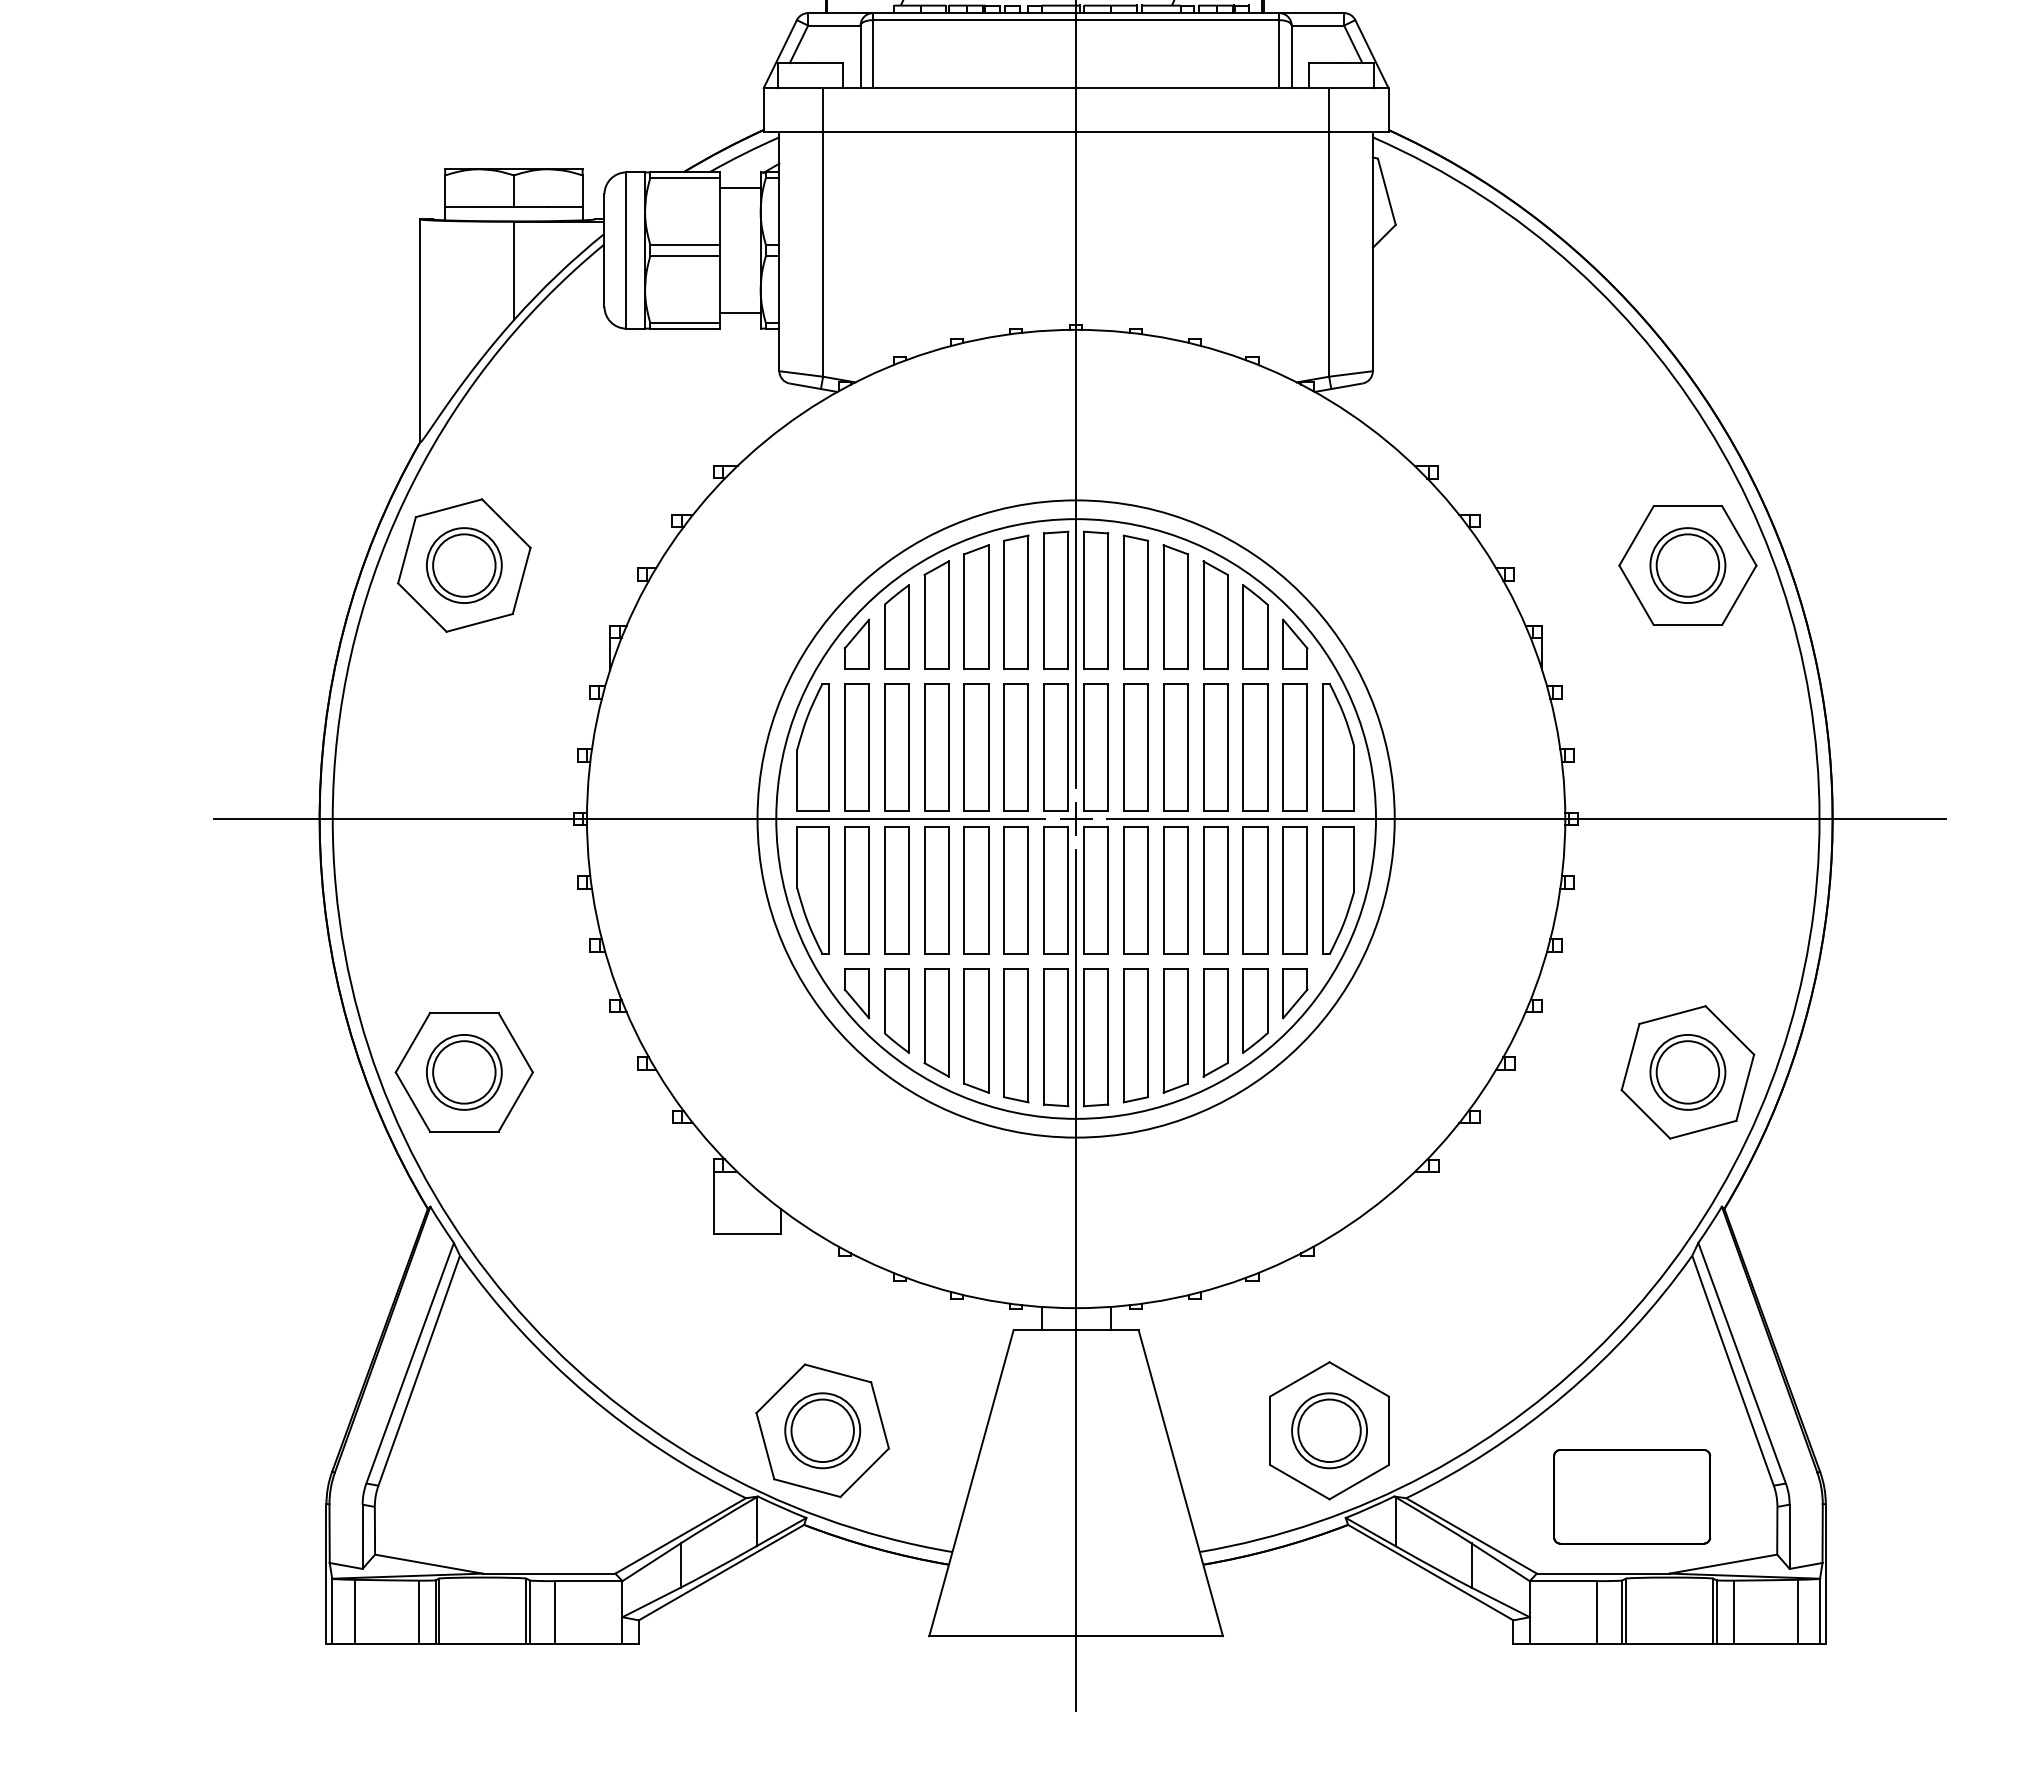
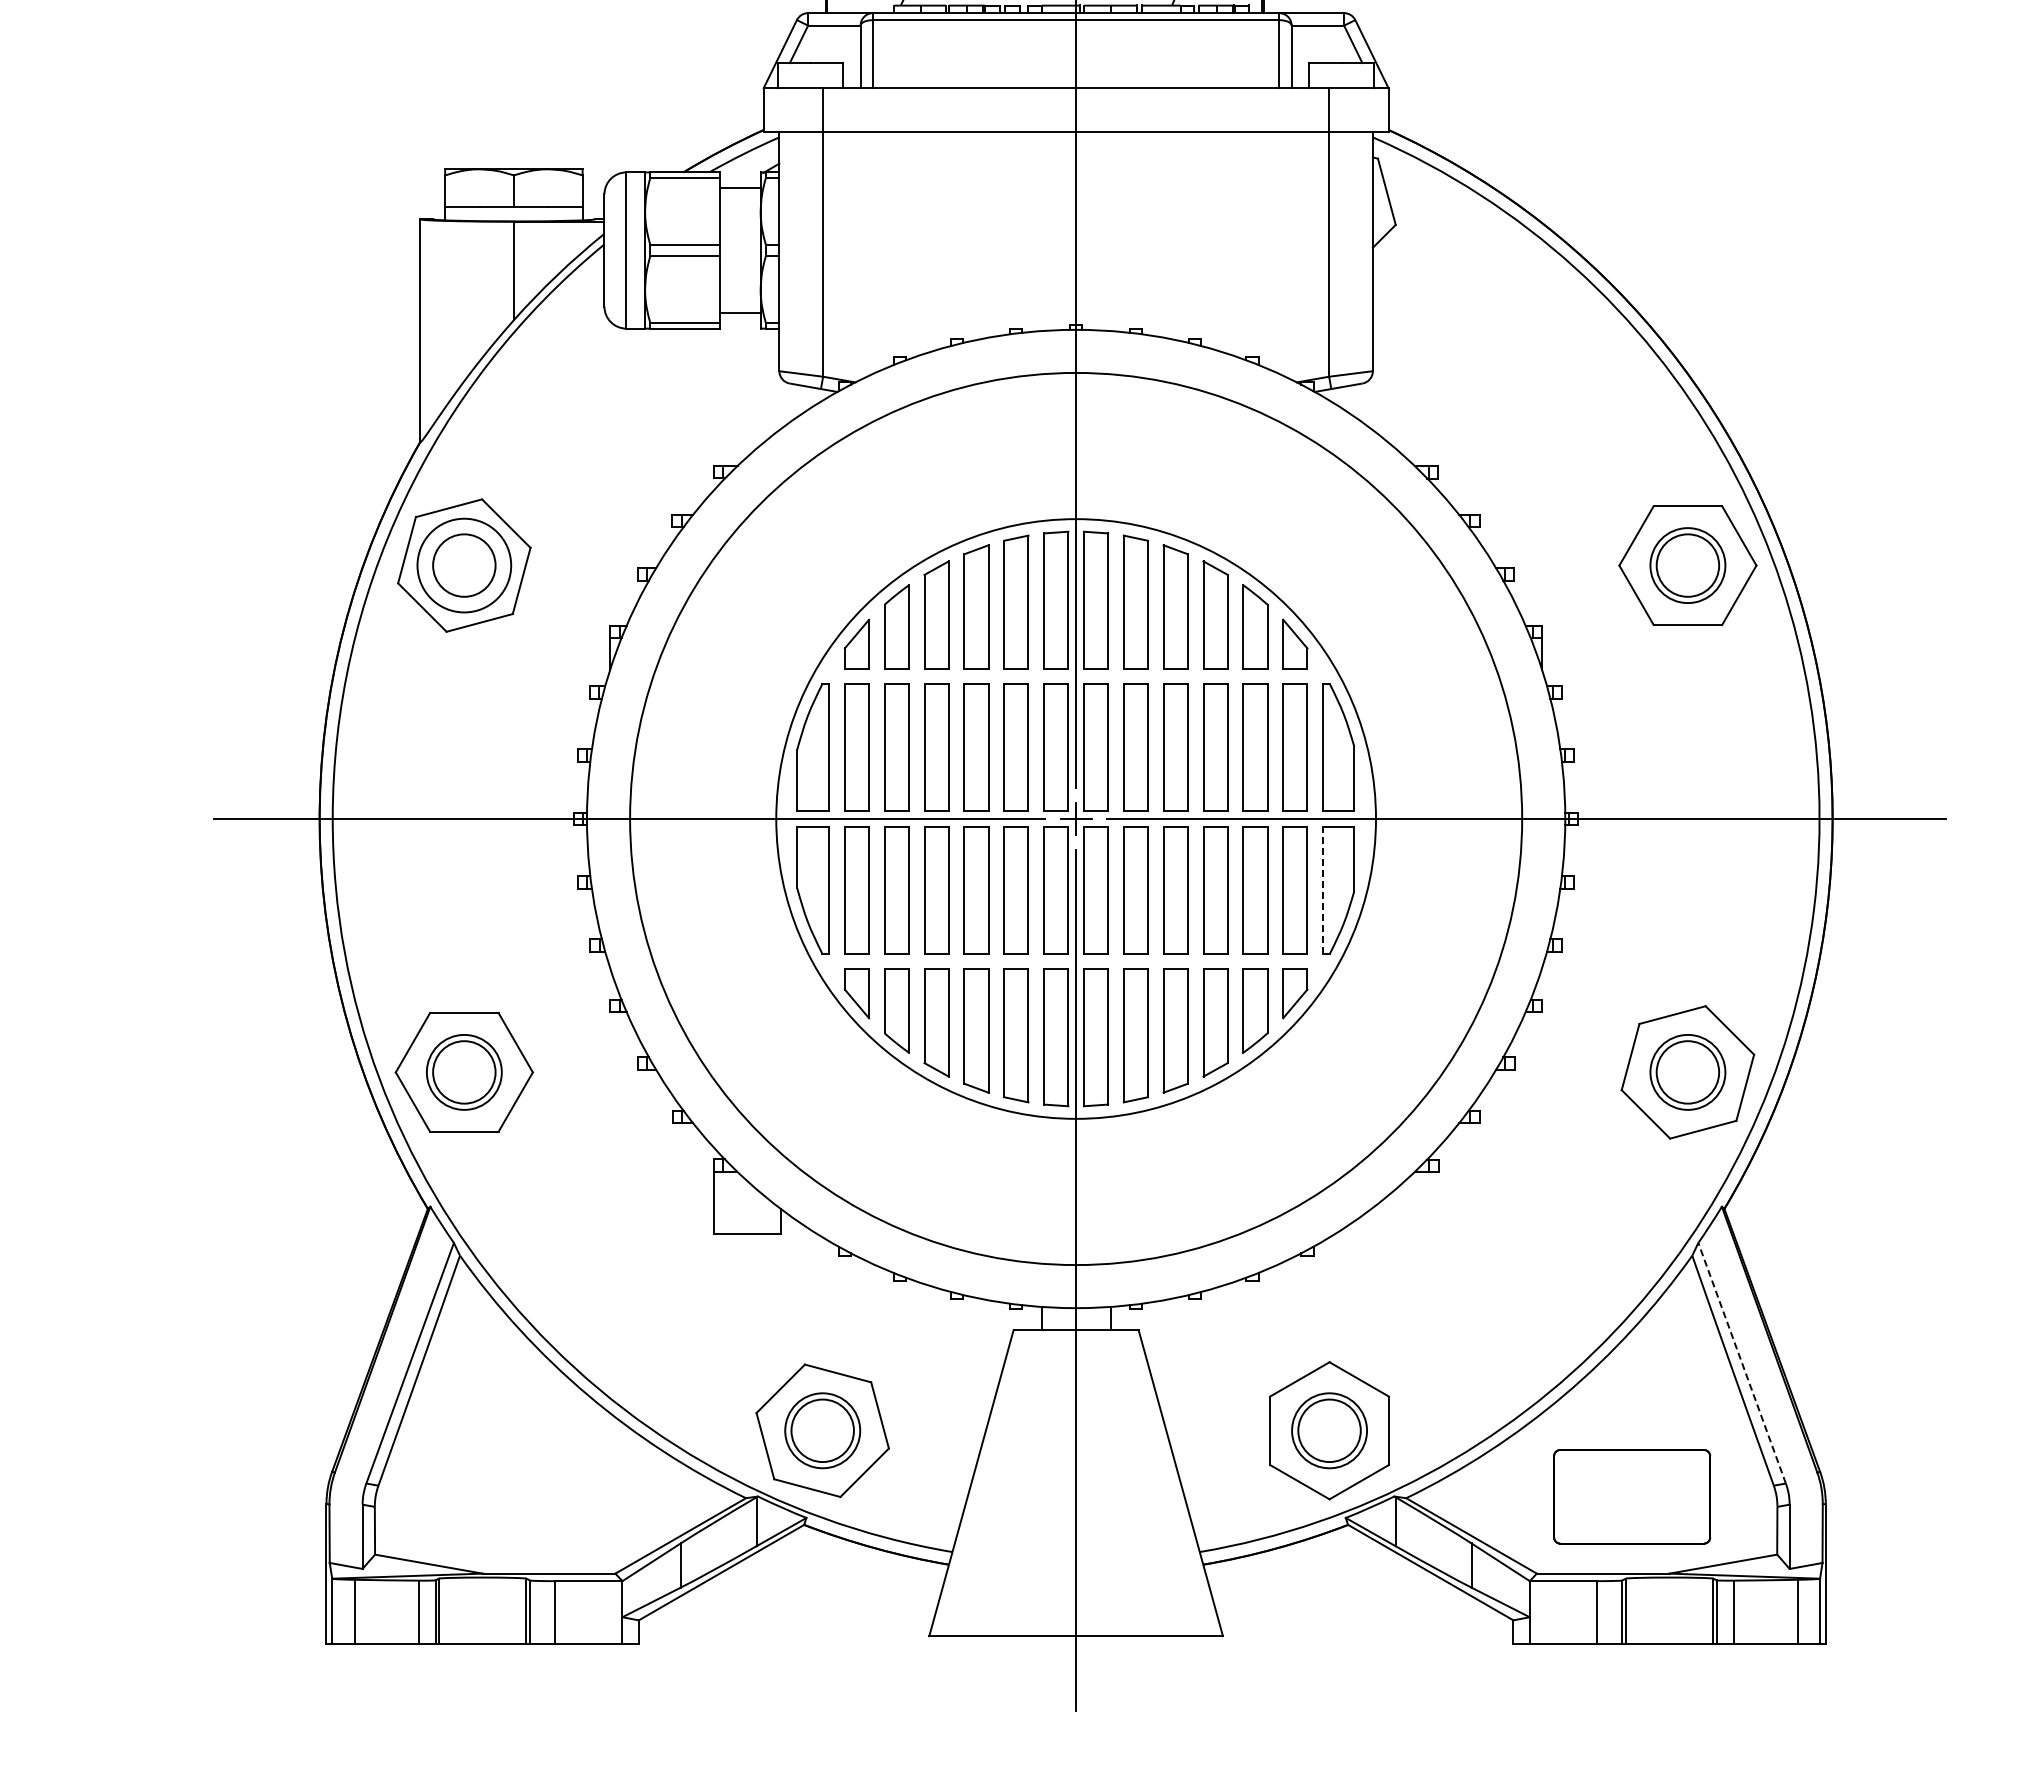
circle diameter: 75 px -> 94 px (464, 565)
circle diameter: 637 px -> 892 px (1076, 818)
line: solid -> dashed (1323, 889)
line: solid -> dashed (1741, 1362)
